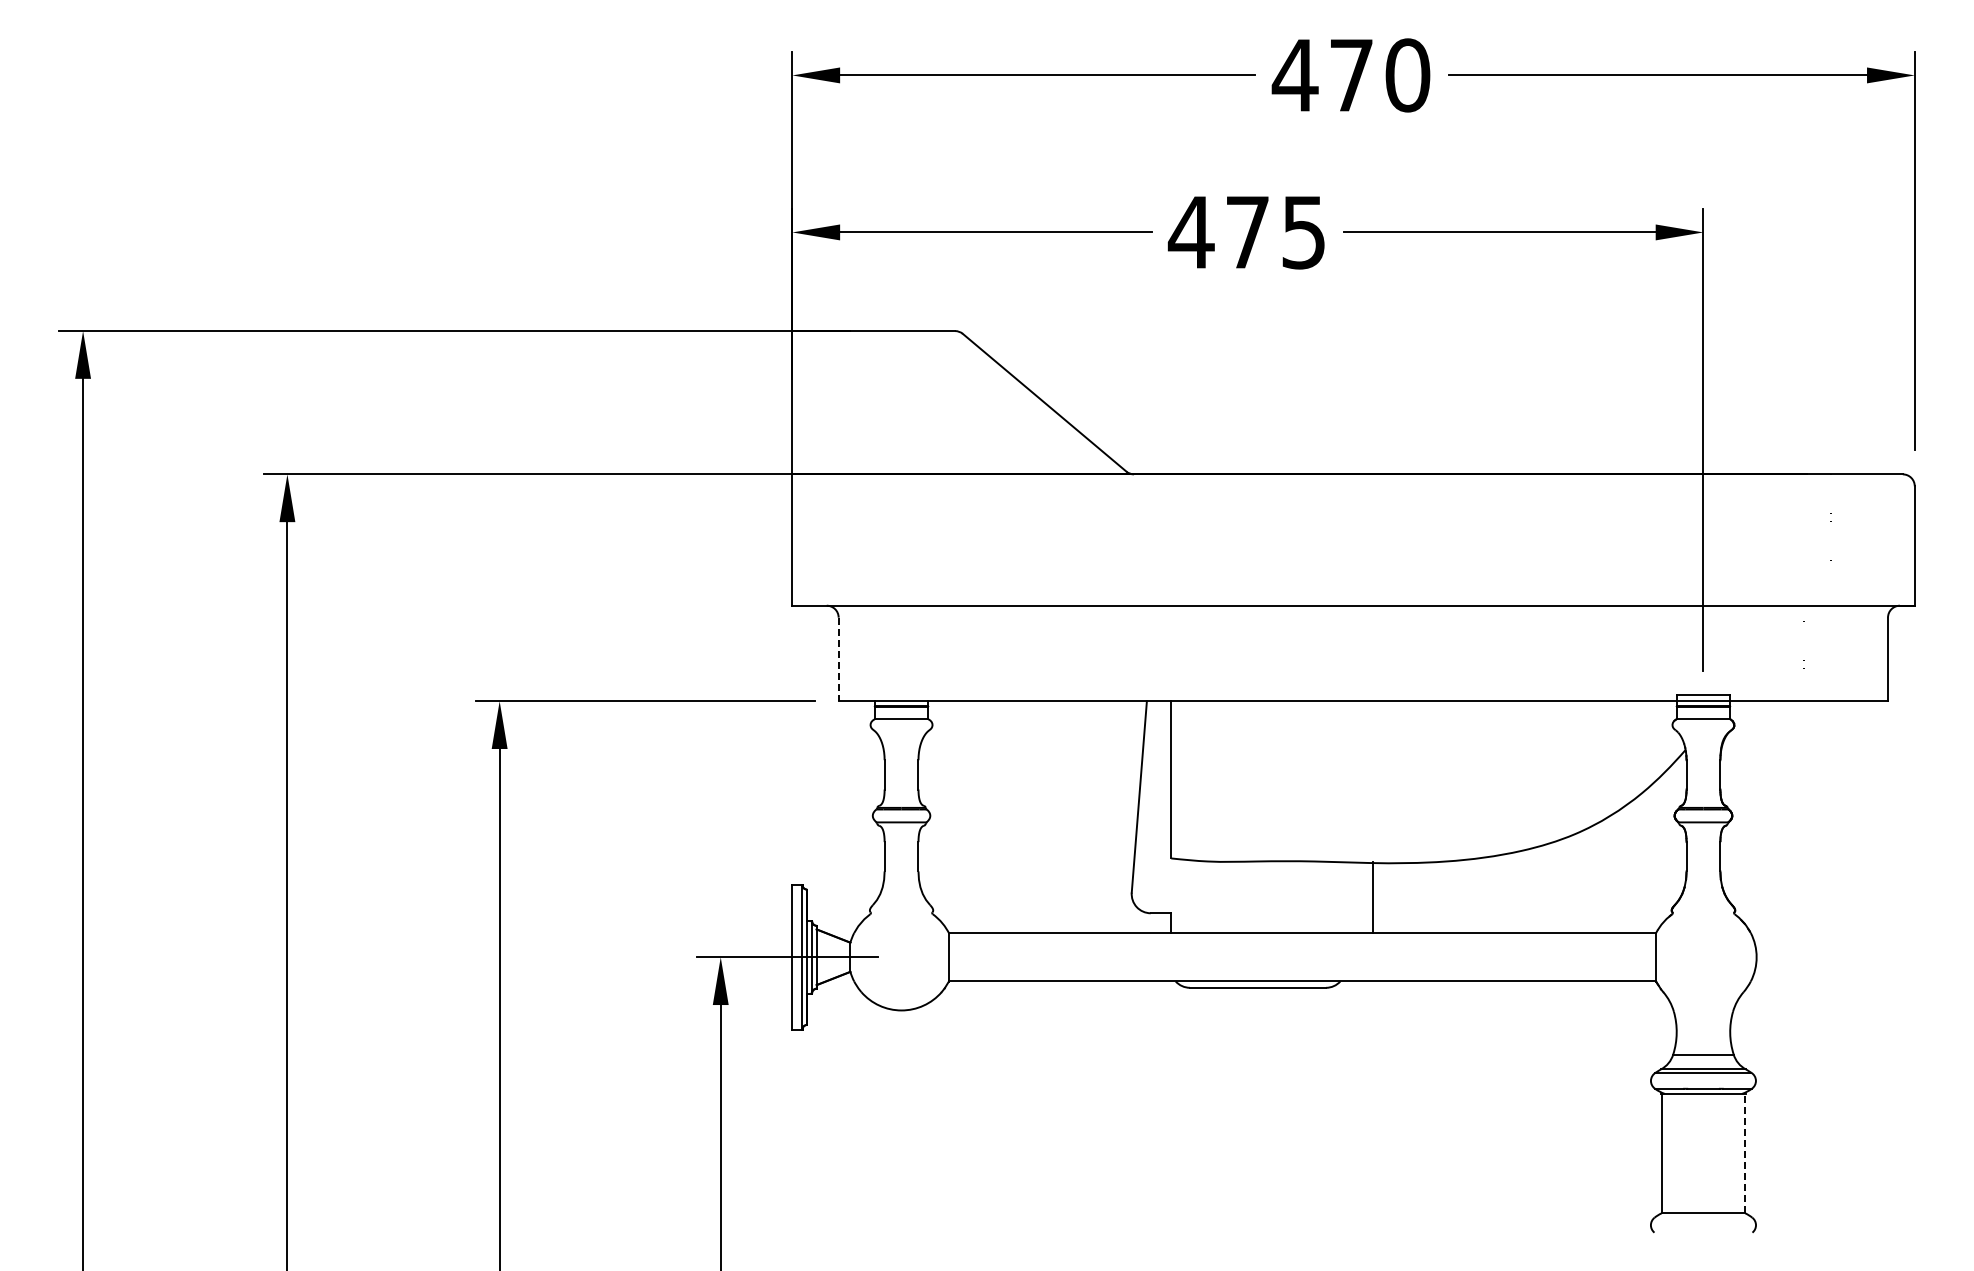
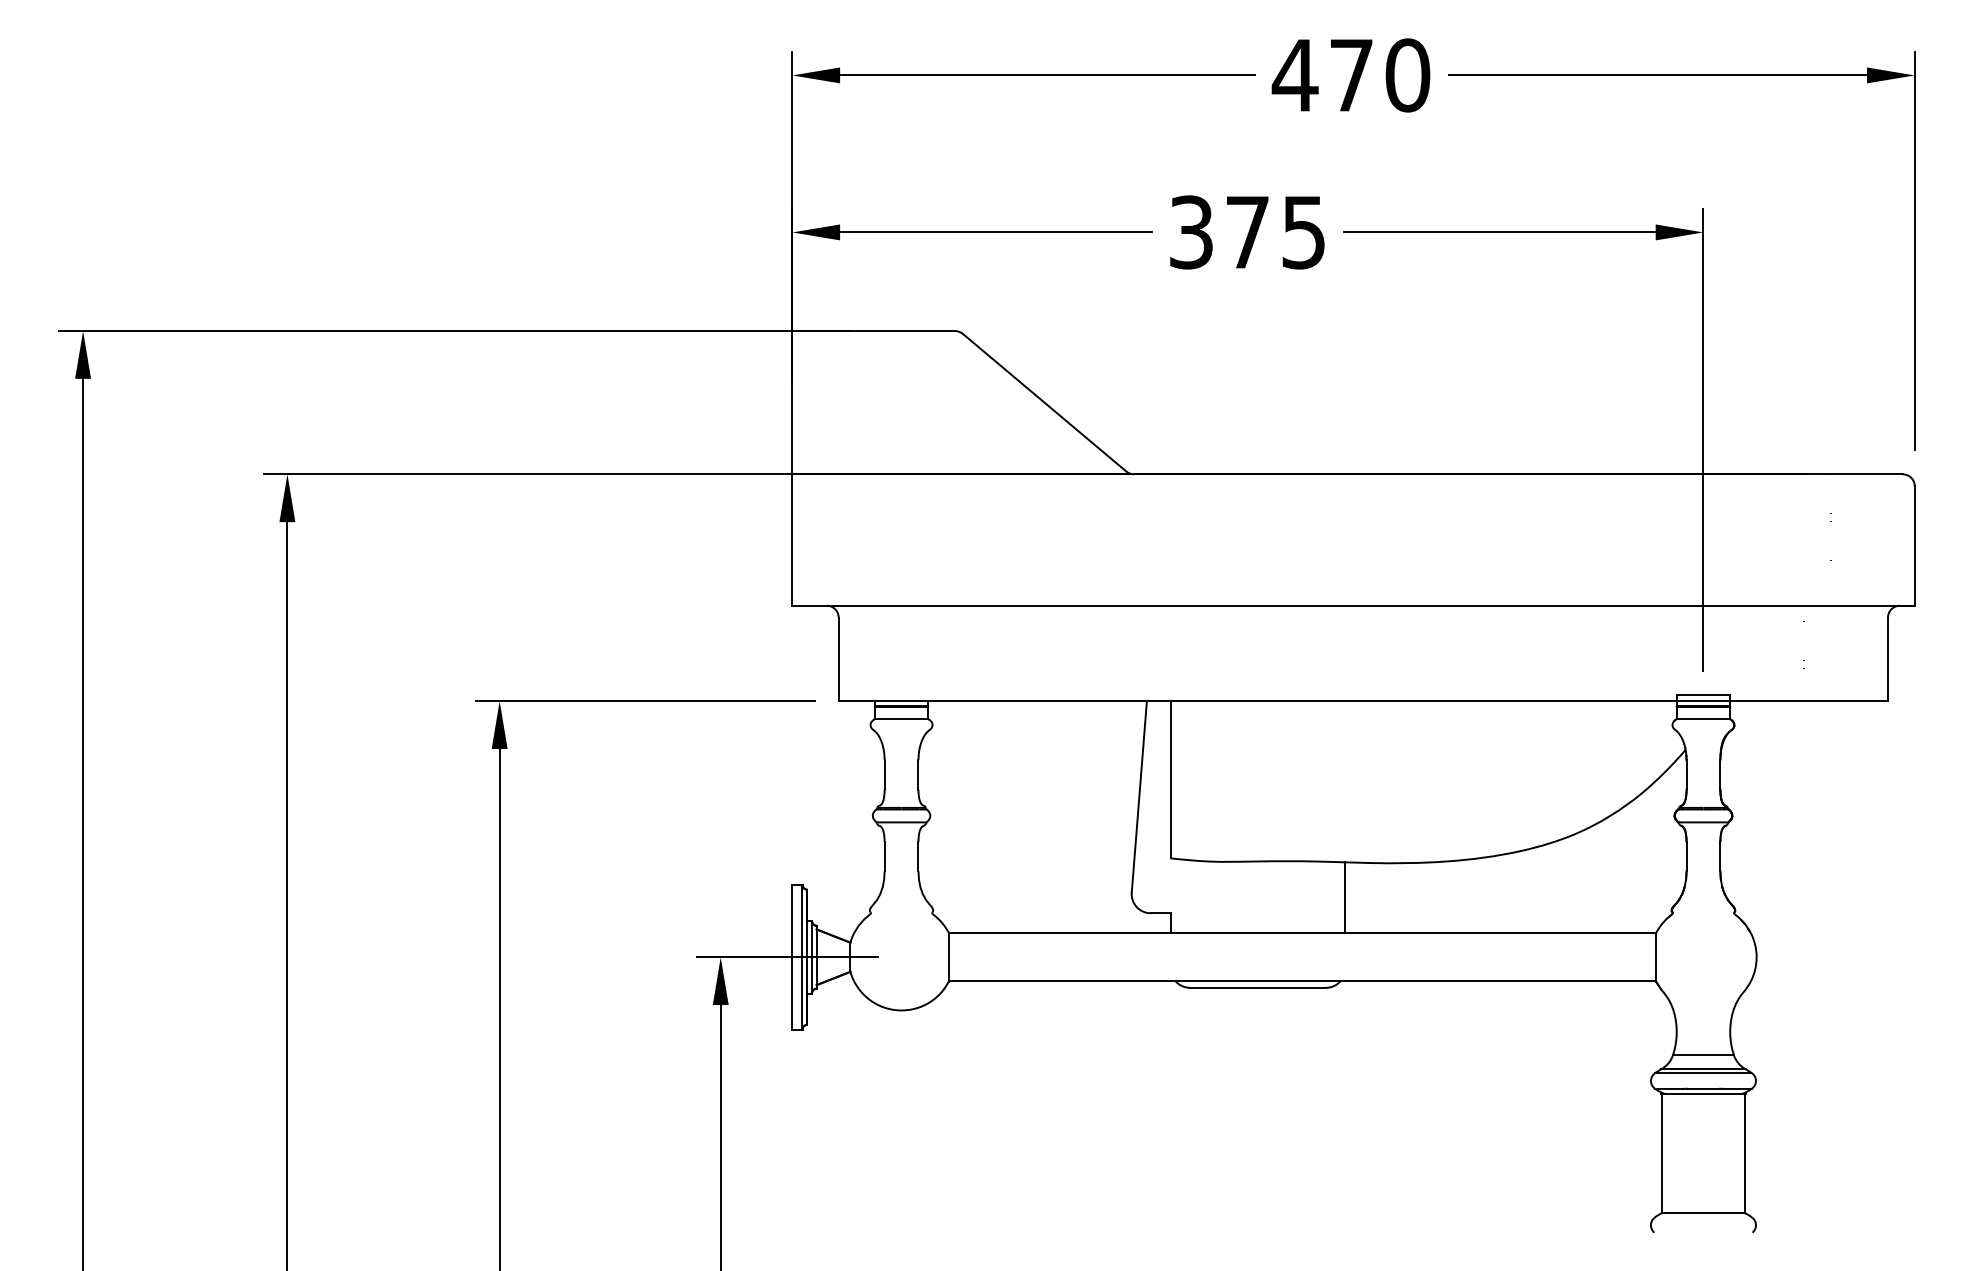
text: 475 -> 375 (1190, 232)
line: dashed -> solid (838, 659)
line position: (1373, 897) -> (1345, 897) (1345, 897)
line: dashed -> solid (1745, 1153)
